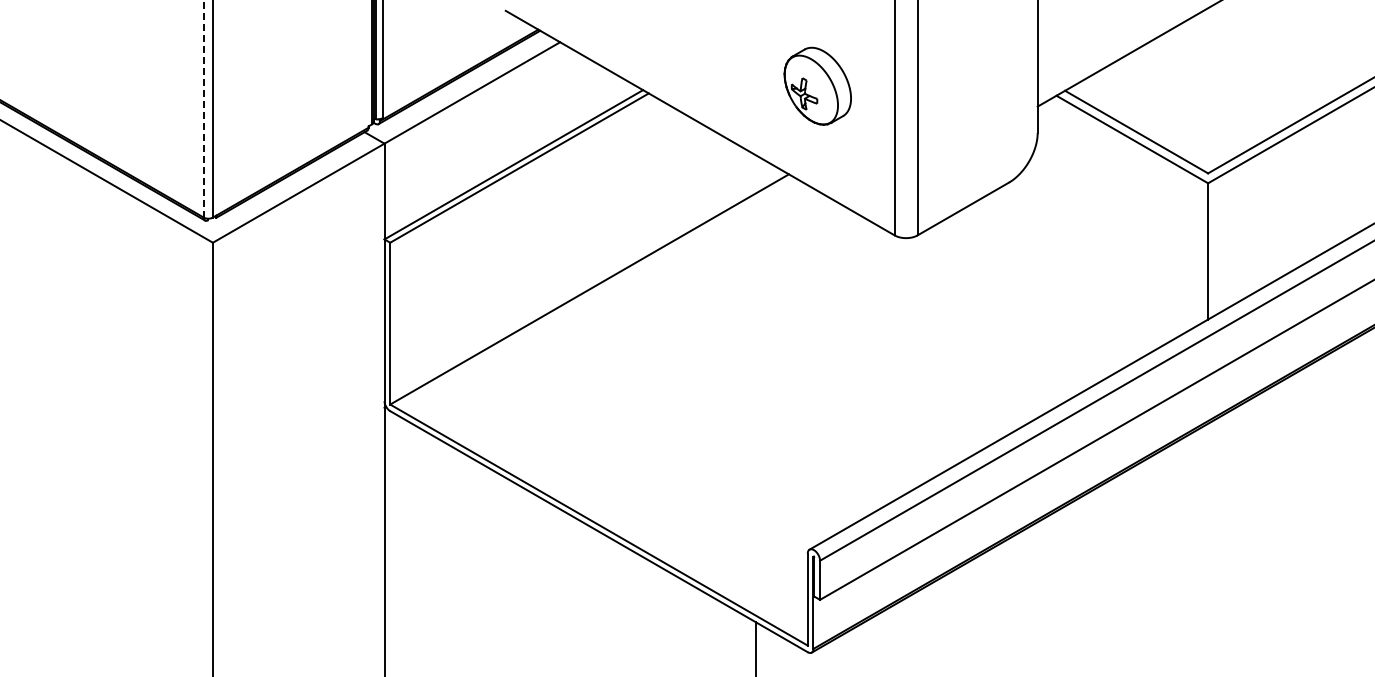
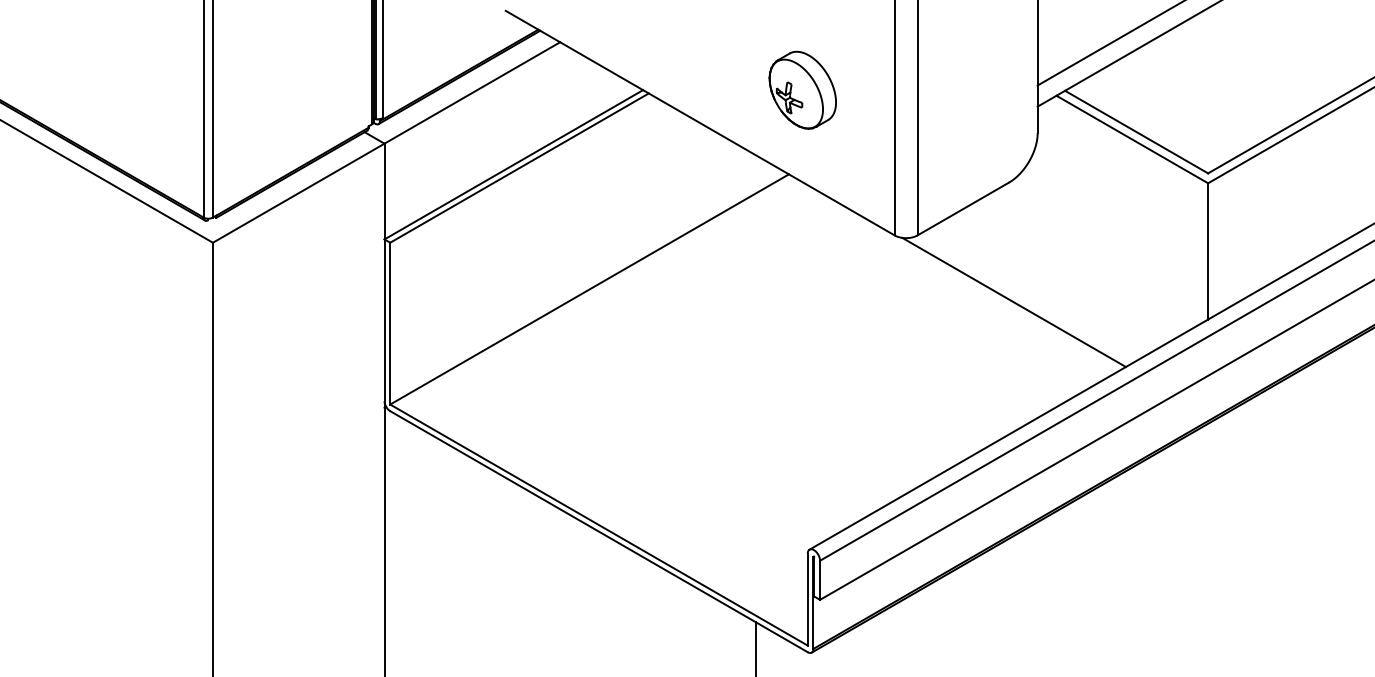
line: none -> present (1109, 43)
part position: (817, 85) -> (802, 89) (802, 89)
line: dashed -> solid (203, 108)
line: none -> present (1013, 302)
